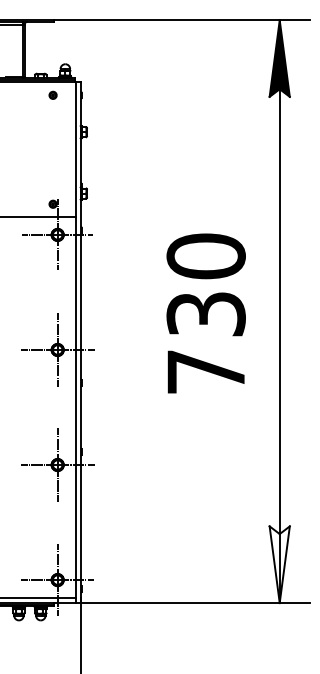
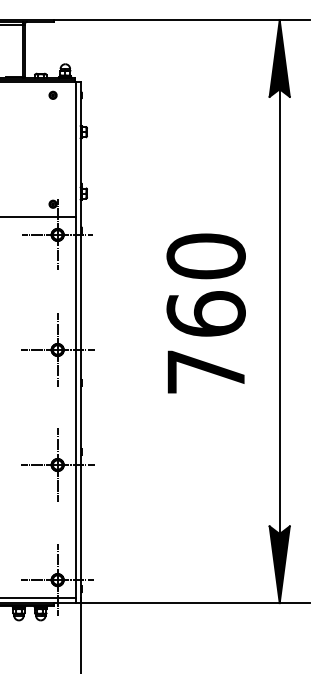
text: 730 -> 760 (205, 313)
fill: none -> present (279, 564)
